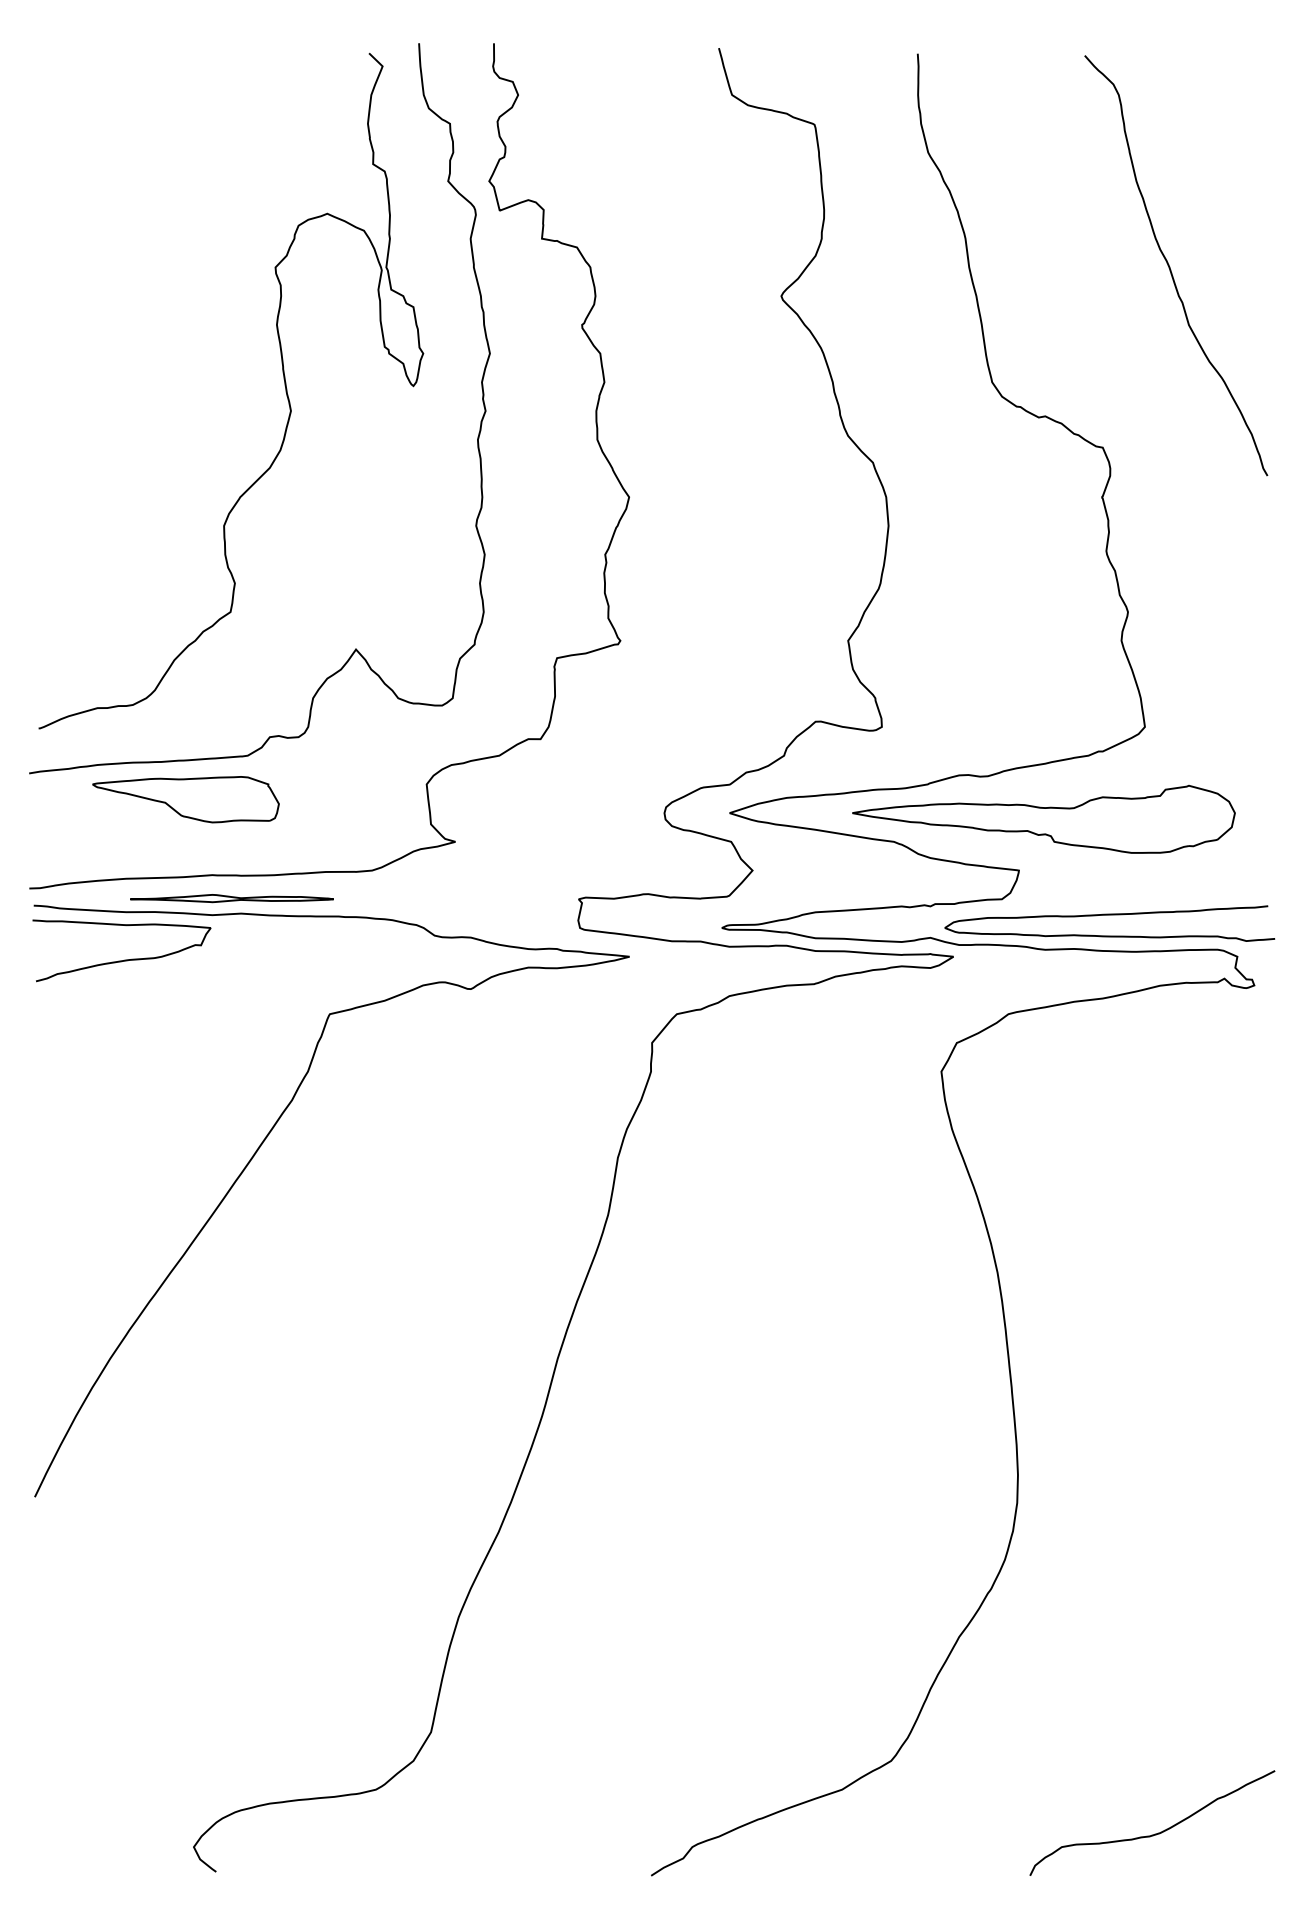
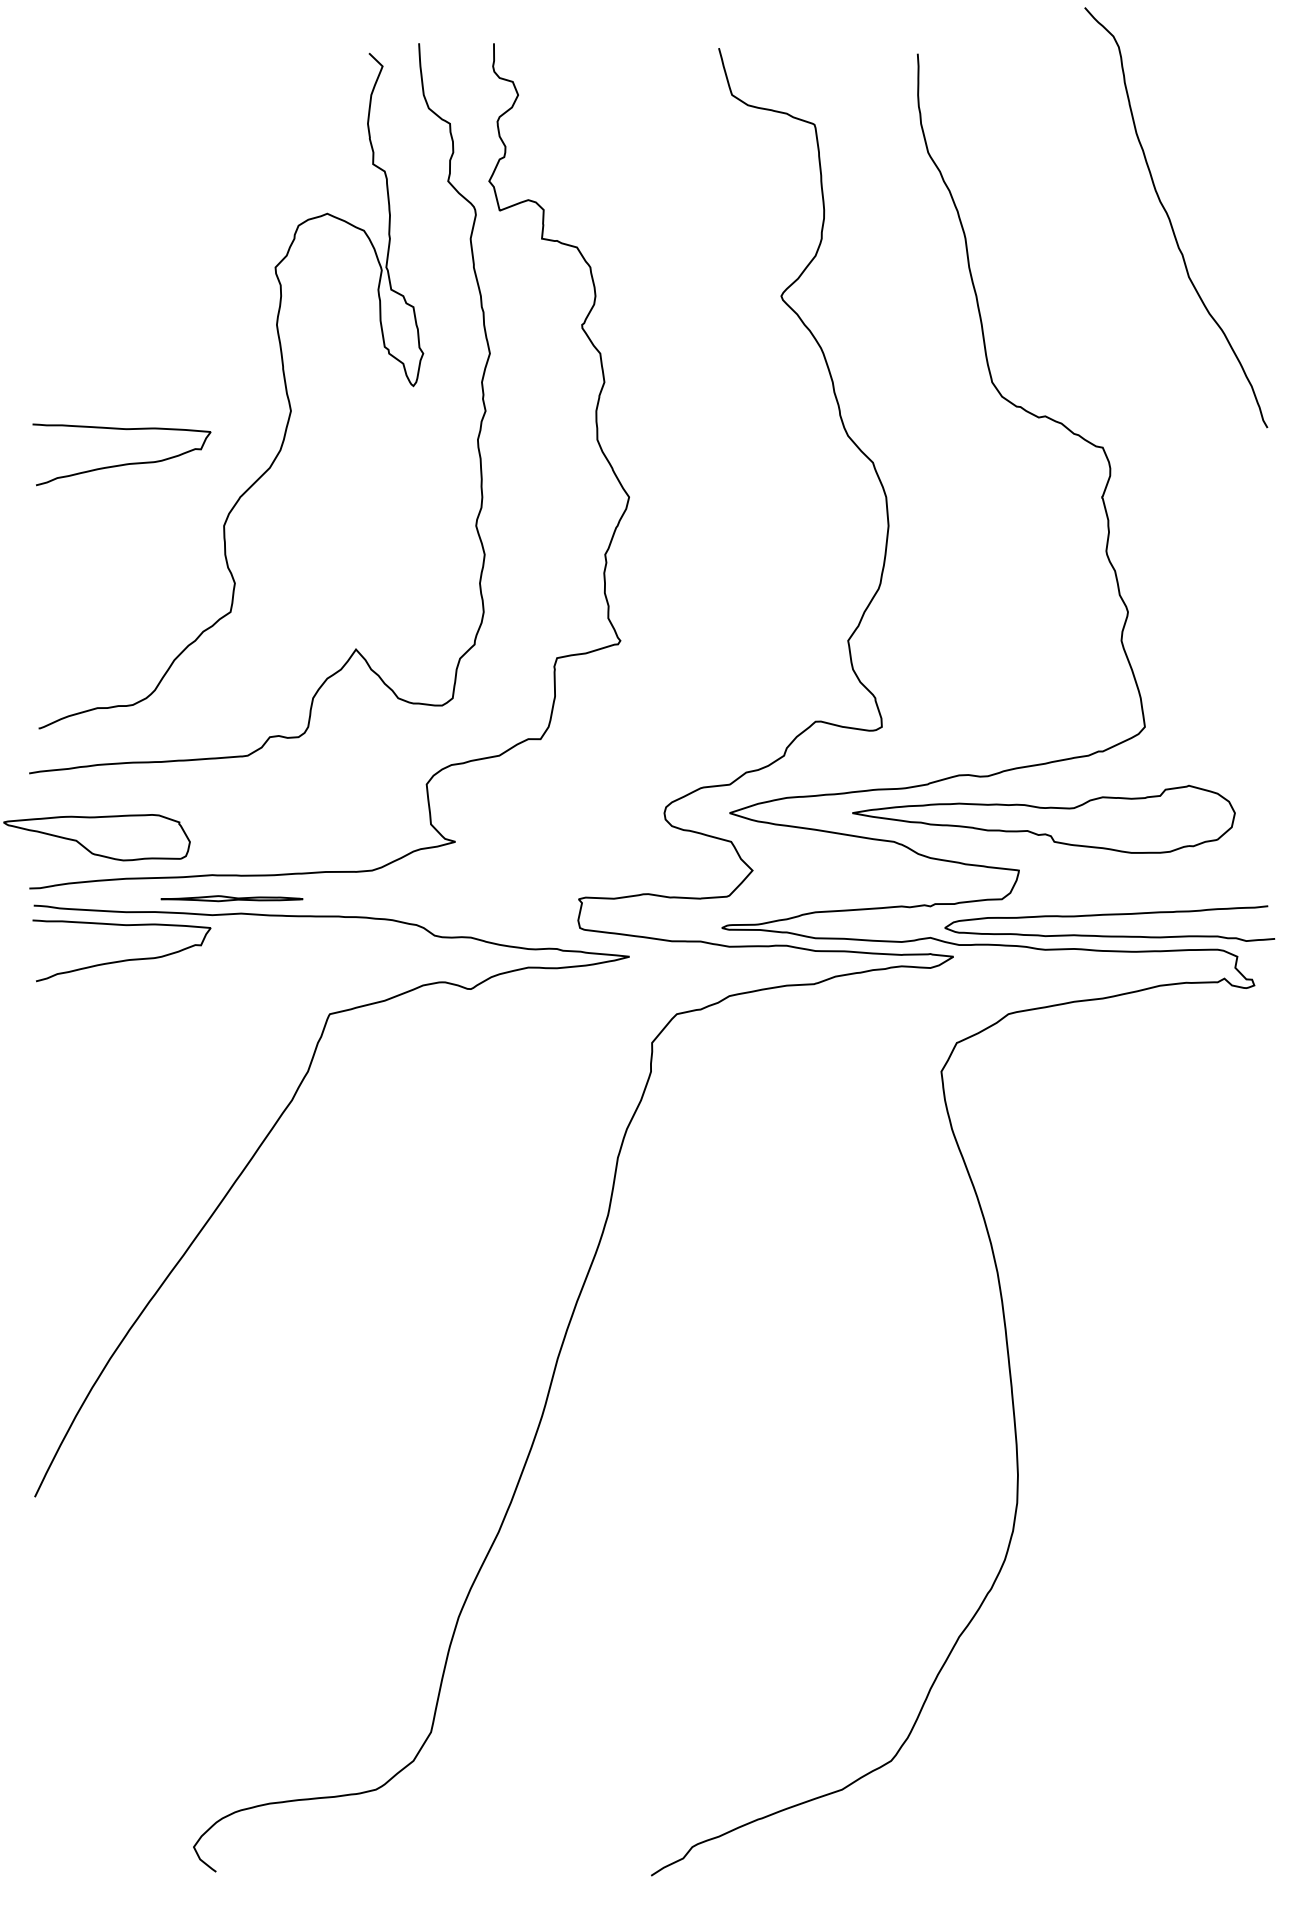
curve position: (1170, 266) -> (1170, 218) (1170, 218)
curve: none -> present (124, 463)
part position: (185, 799) -> (96, 837) (96, 837)
part size: 204x10 px -> 144x8 px (231, 898)
curve: present -> none (1155, 1833)
